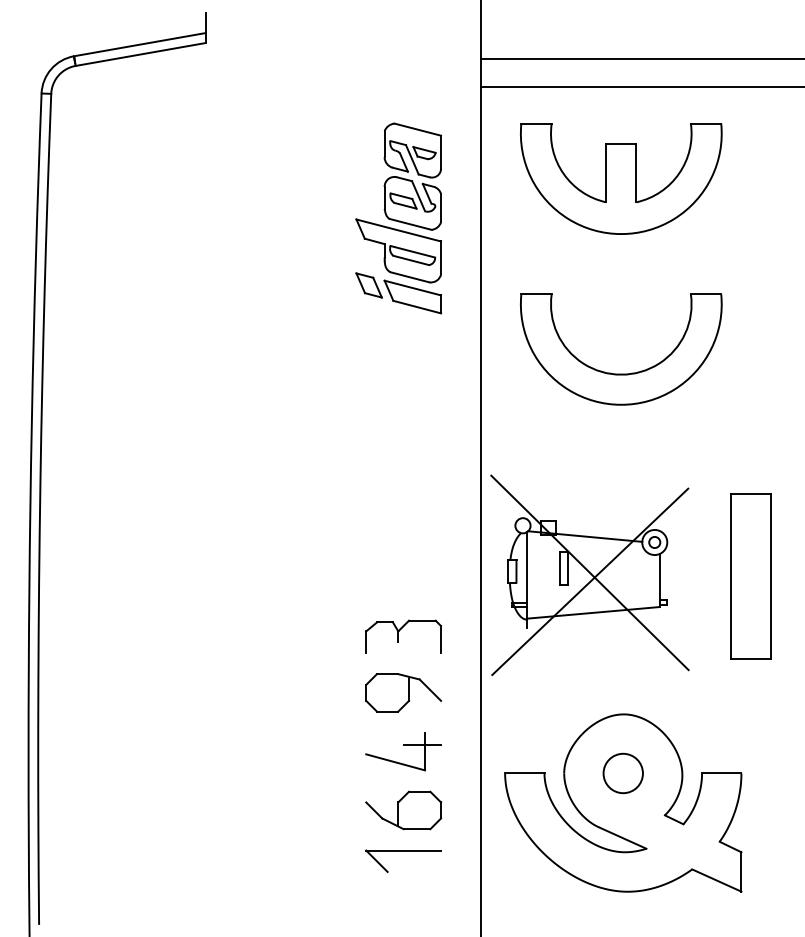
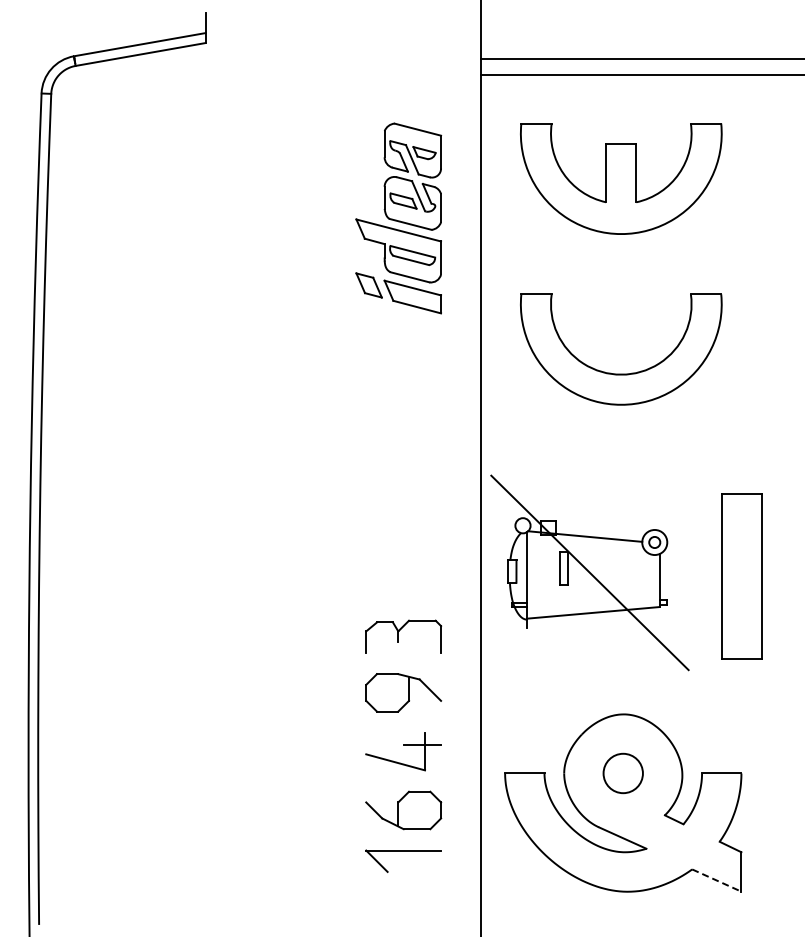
line position: (641, 86) -> (641, 74) (641, 74)
part position: (750, 576) -> (741, 576) (741, 576)
line: present -> none (590, 581)
line: solid -> dashed (716, 880)
